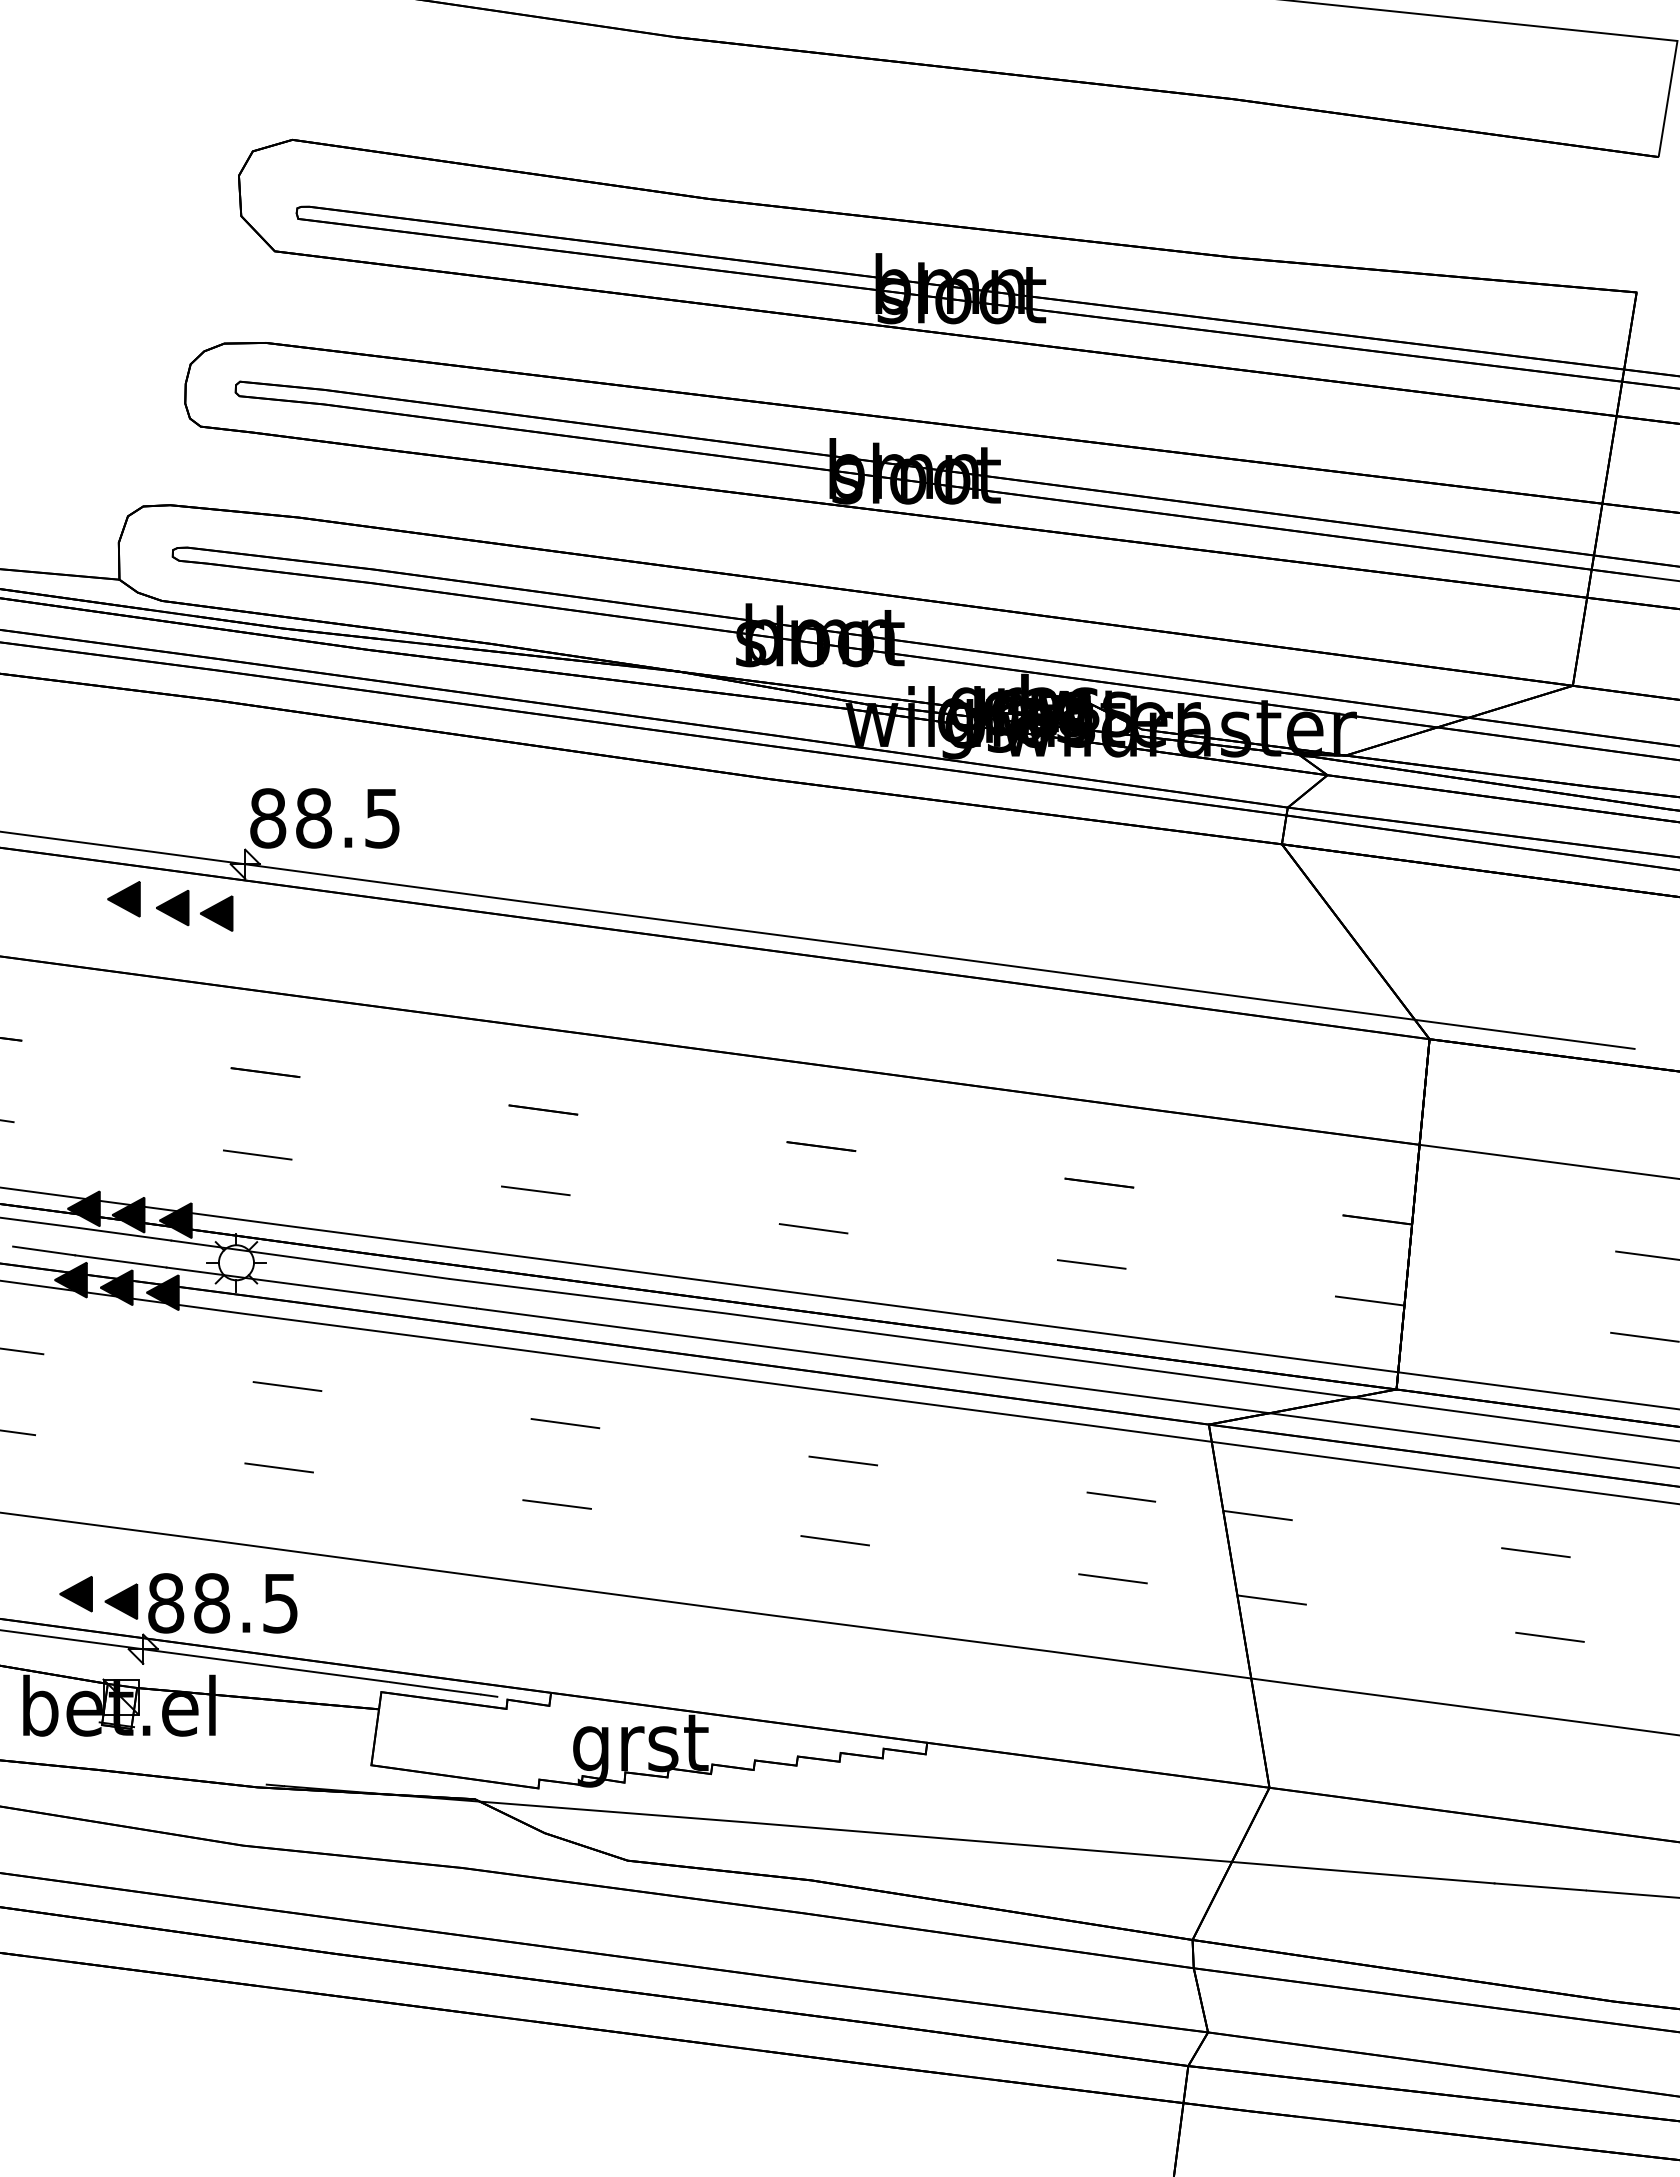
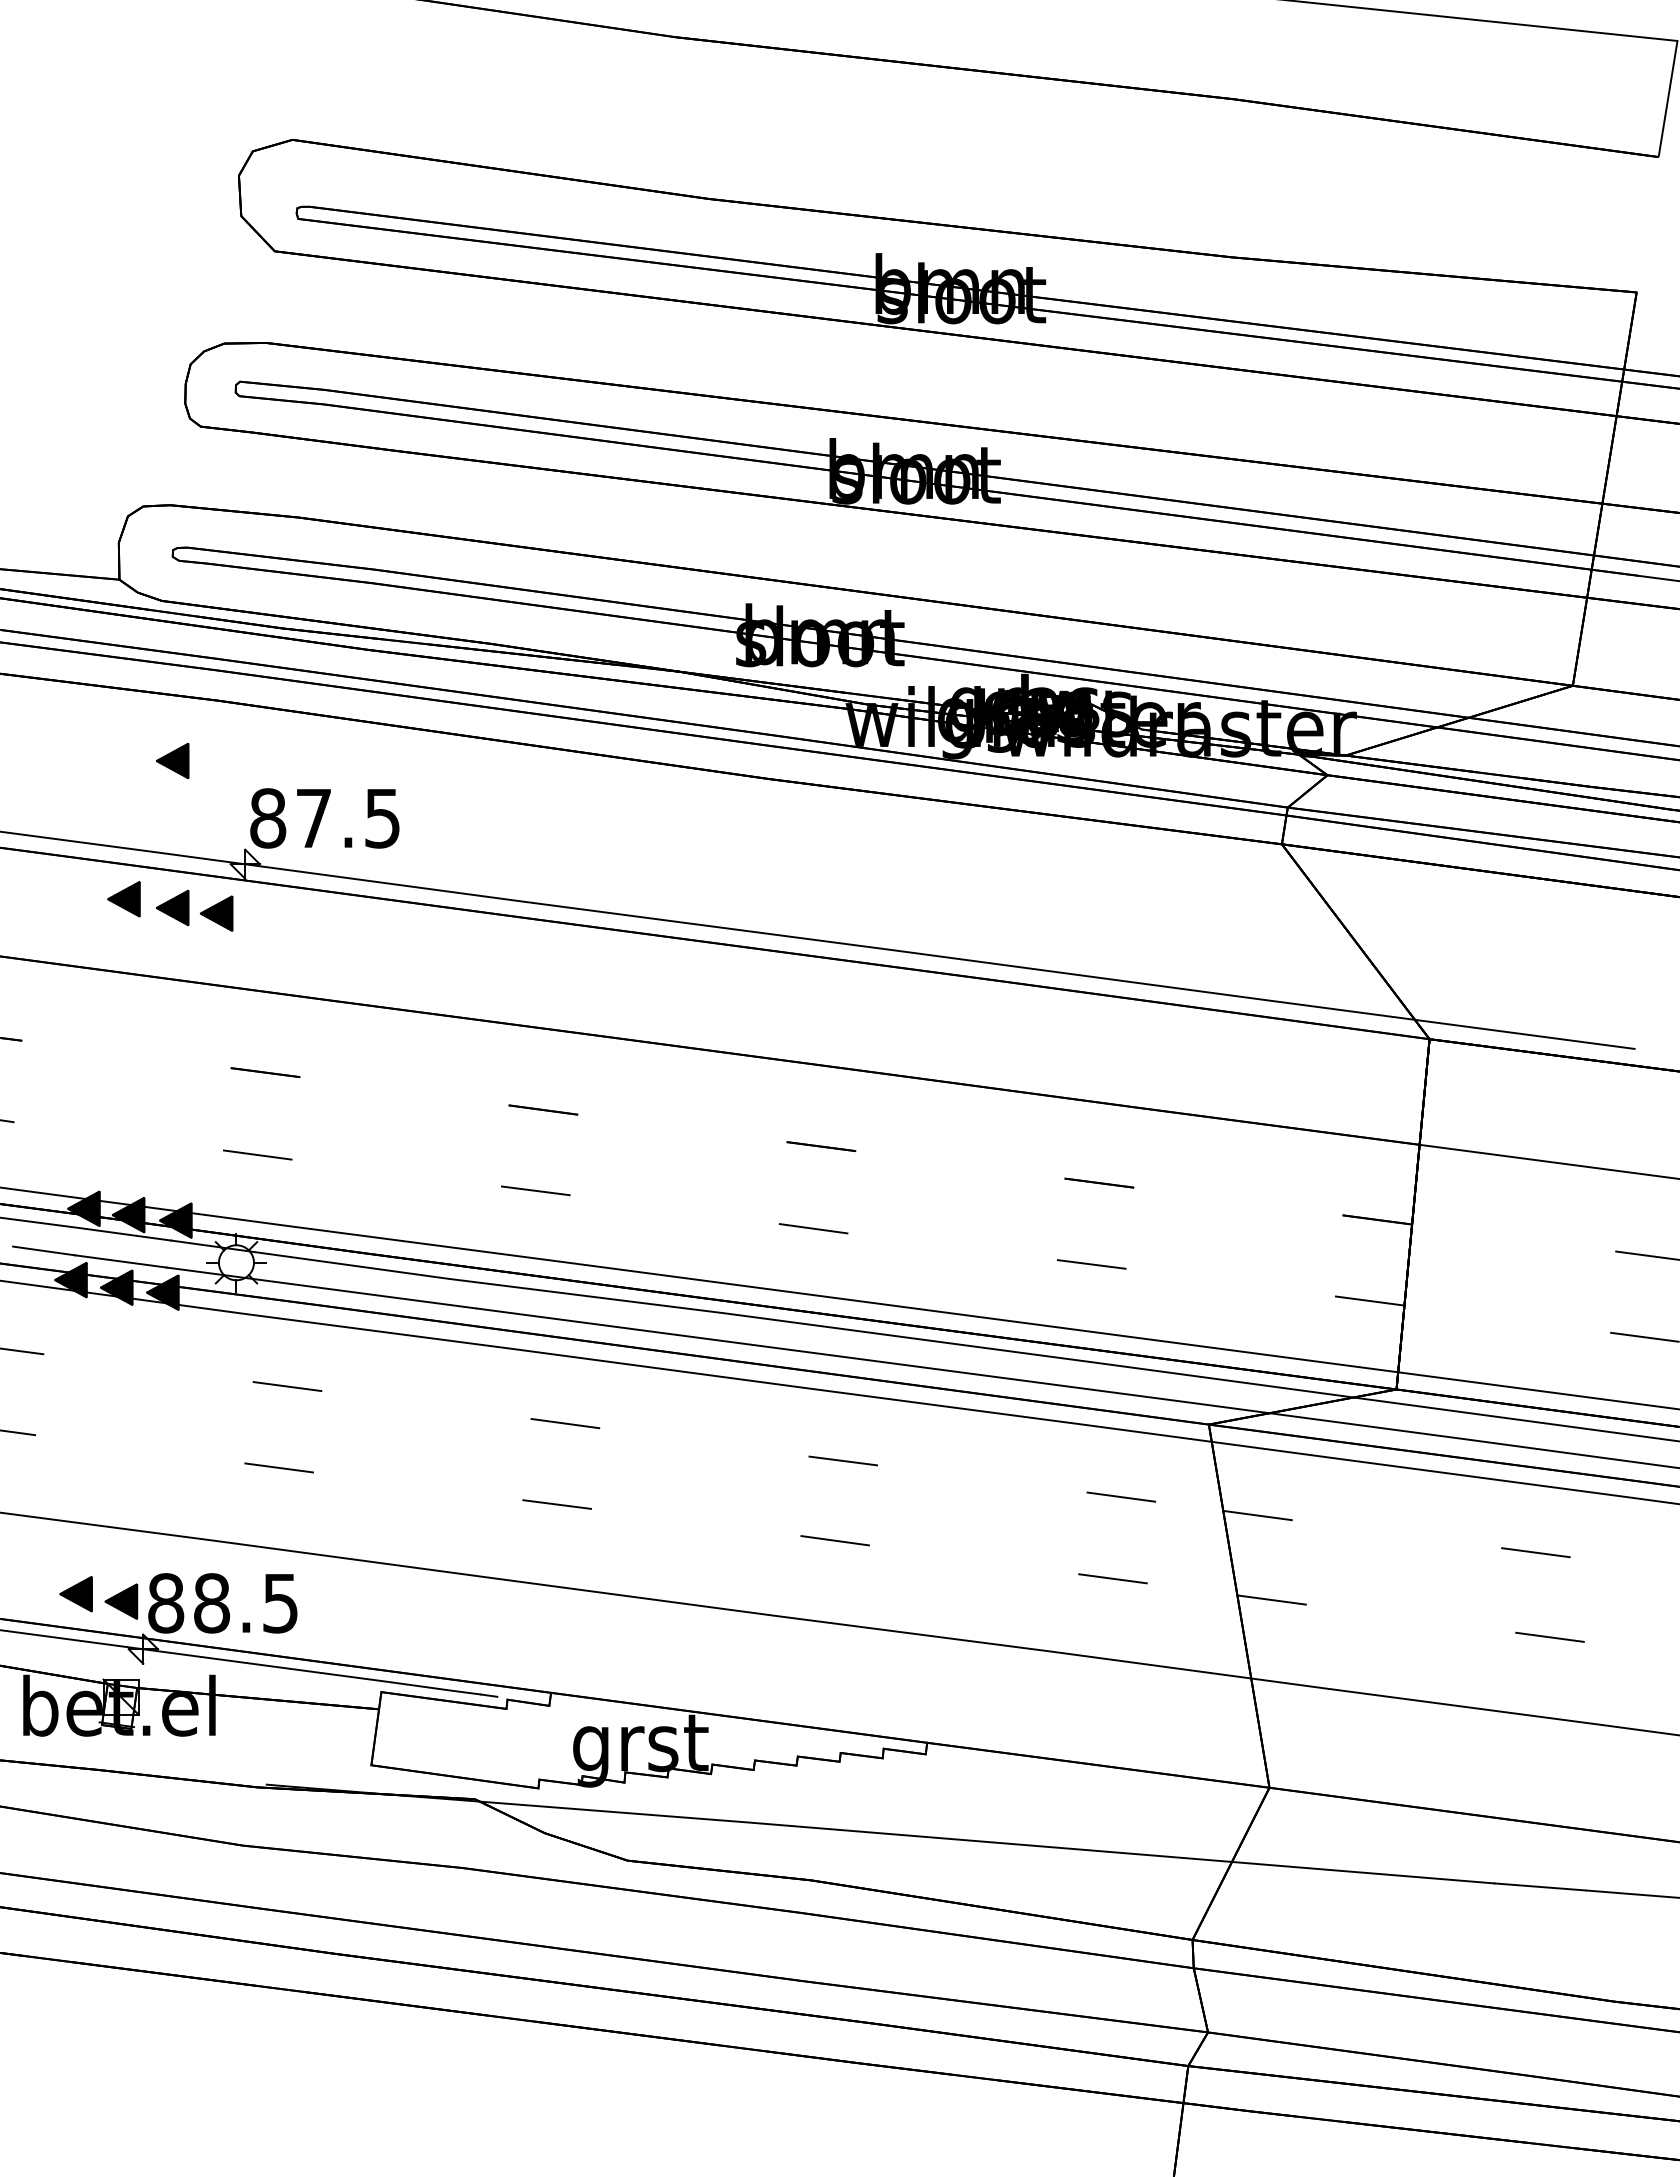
part: none -> present (172, 761)
text: 88.5 -> 87.5 (314, 818)
